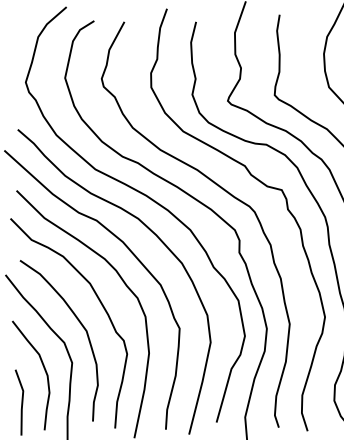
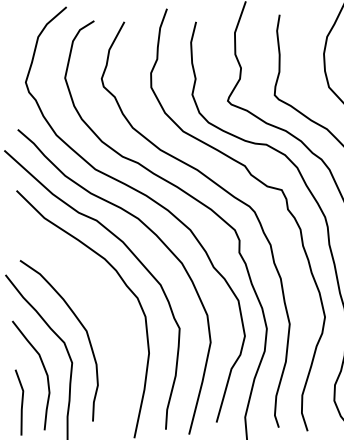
part: present -> none (102, 307)
